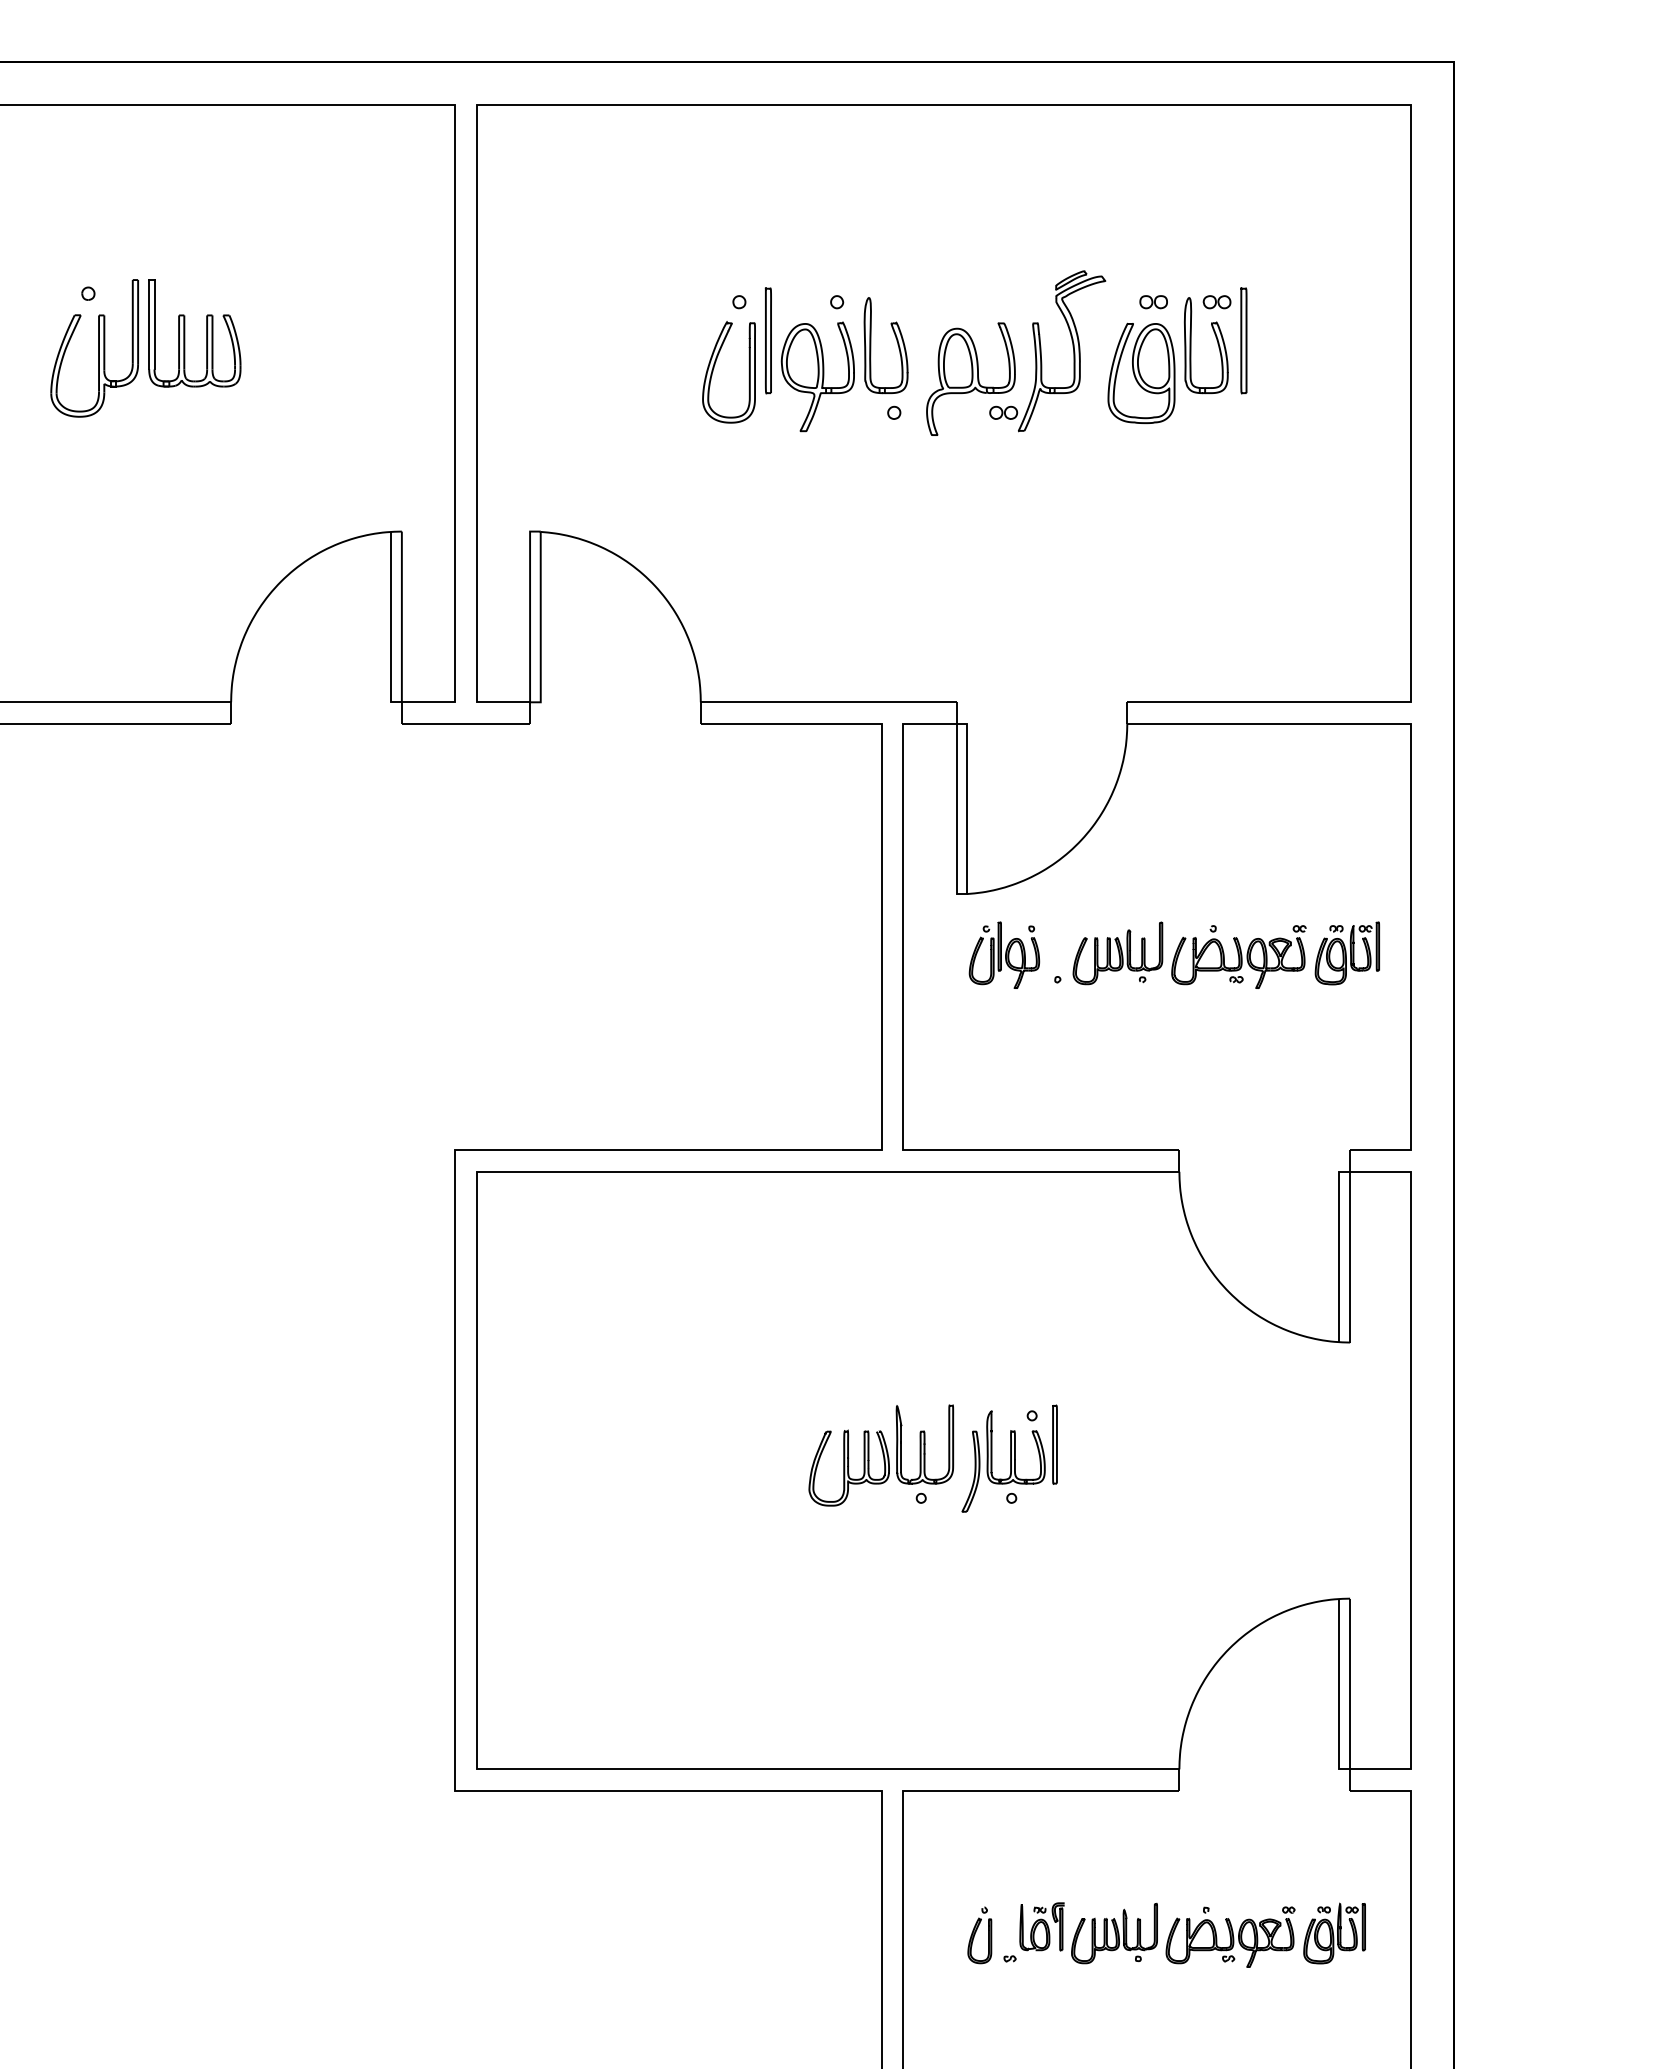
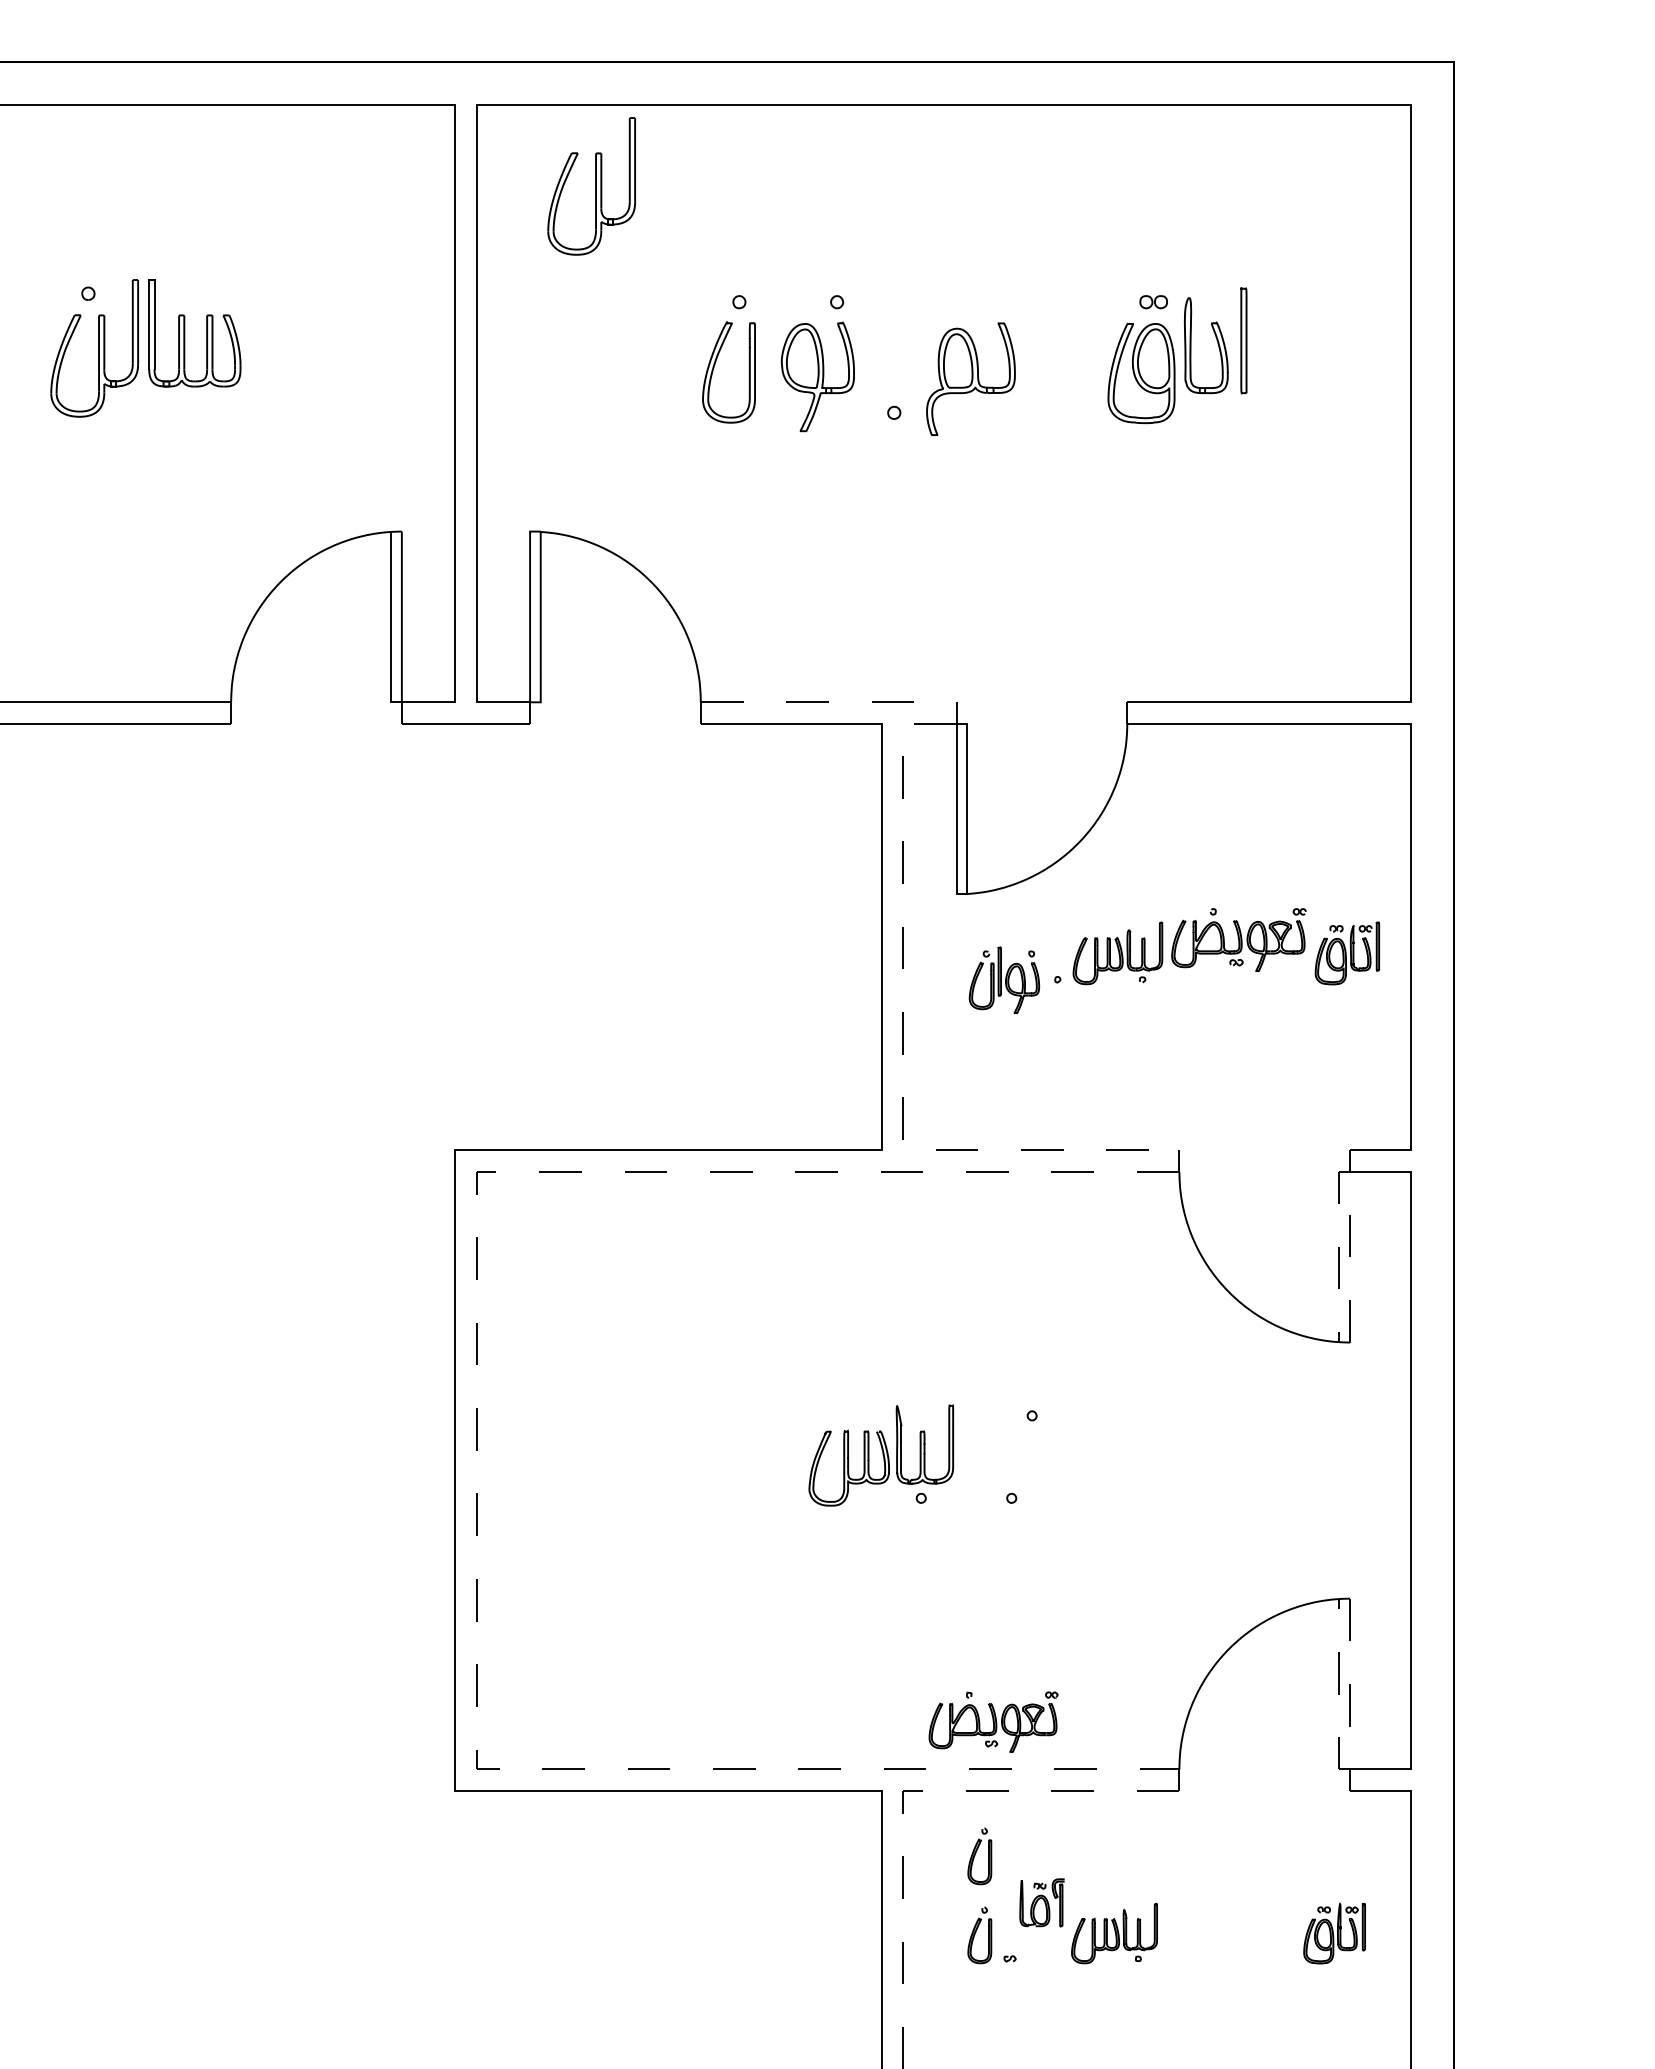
part: none -> present (591, 186)
part: present -> none (1216, 302)
part: present -> none (767, 340)
part: present -> none (896, 341)
part: present -> none (1047, 351)
line: solid -> dashed (828, 702)
part position: (1004, 954) -> (1004, 979) (1004, 979)
part position: (1238, 956) -> (1238, 939) (1238, 939)
line: solid -> dashed (903, 1048)
line: solid -> dashed (1344, 1171)
part: present -> none (1009, 1458)
line: solid -> dashed (476, 1470)
line: solid -> dashed (1344, 1769)
line: solid -> dashed (903, 1791)
part: none -> present (979, 1856)
part position: (1041, 1926) -> (1041, 1902) (1041, 1902)
part position: (1230, 1936) -> (993, 1721) (993, 1721)
